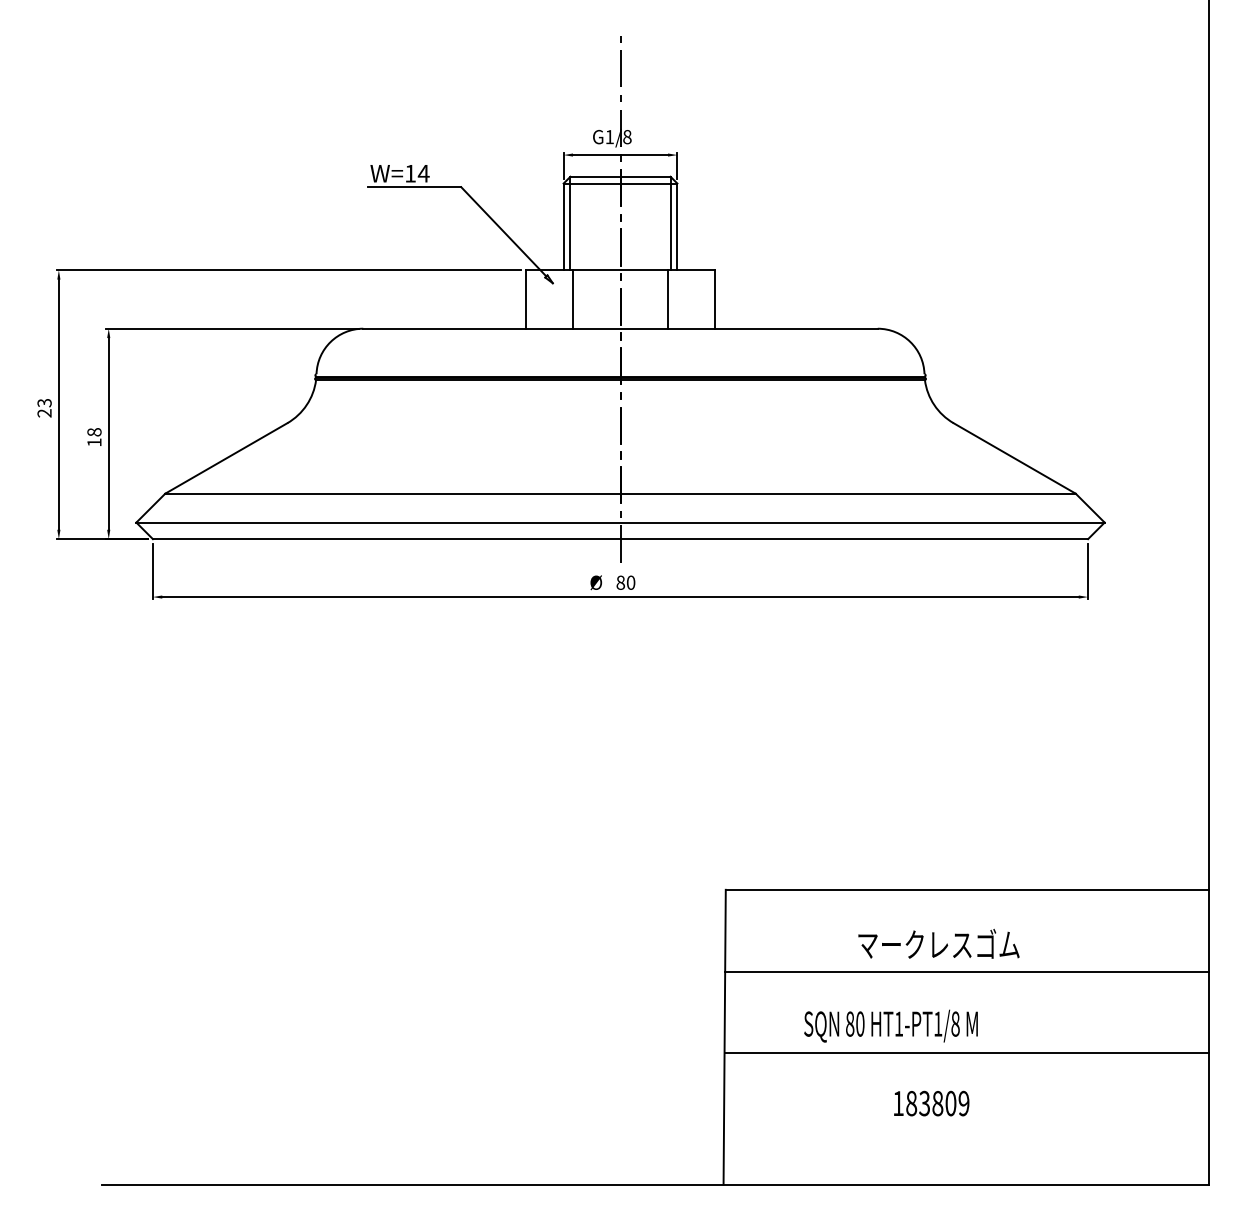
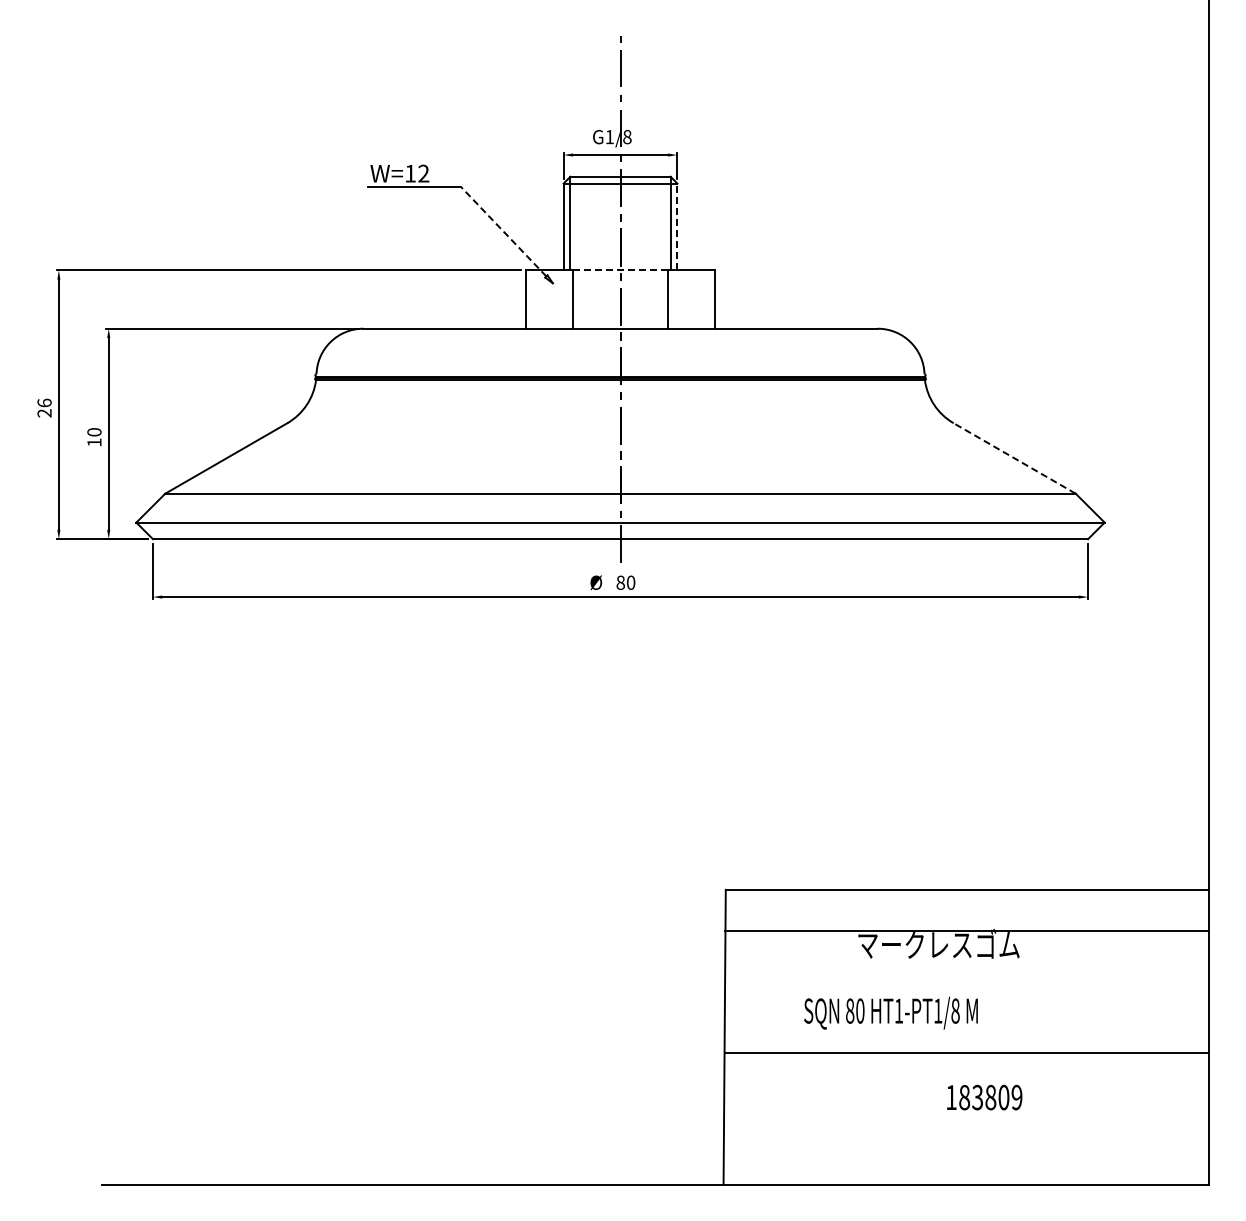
text: W=14 -> W=12 (423, 173)
line: solid -> dashed (677, 226)
line: solid -> dashed (503, 231)
line: solid -> dashed (621, 270)
text: 23 -> 26 (44, 402)
text: 18 -> 10 (94, 432)
line: solid -> dashed (1014, 458)
line position: (966, 971) -> (966, 930) (966, 930)
text position: (890, 1025) -> (890, 1012) (890, 1012)
text position: (931, 1103) -> (984, 1097) (984, 1097)
